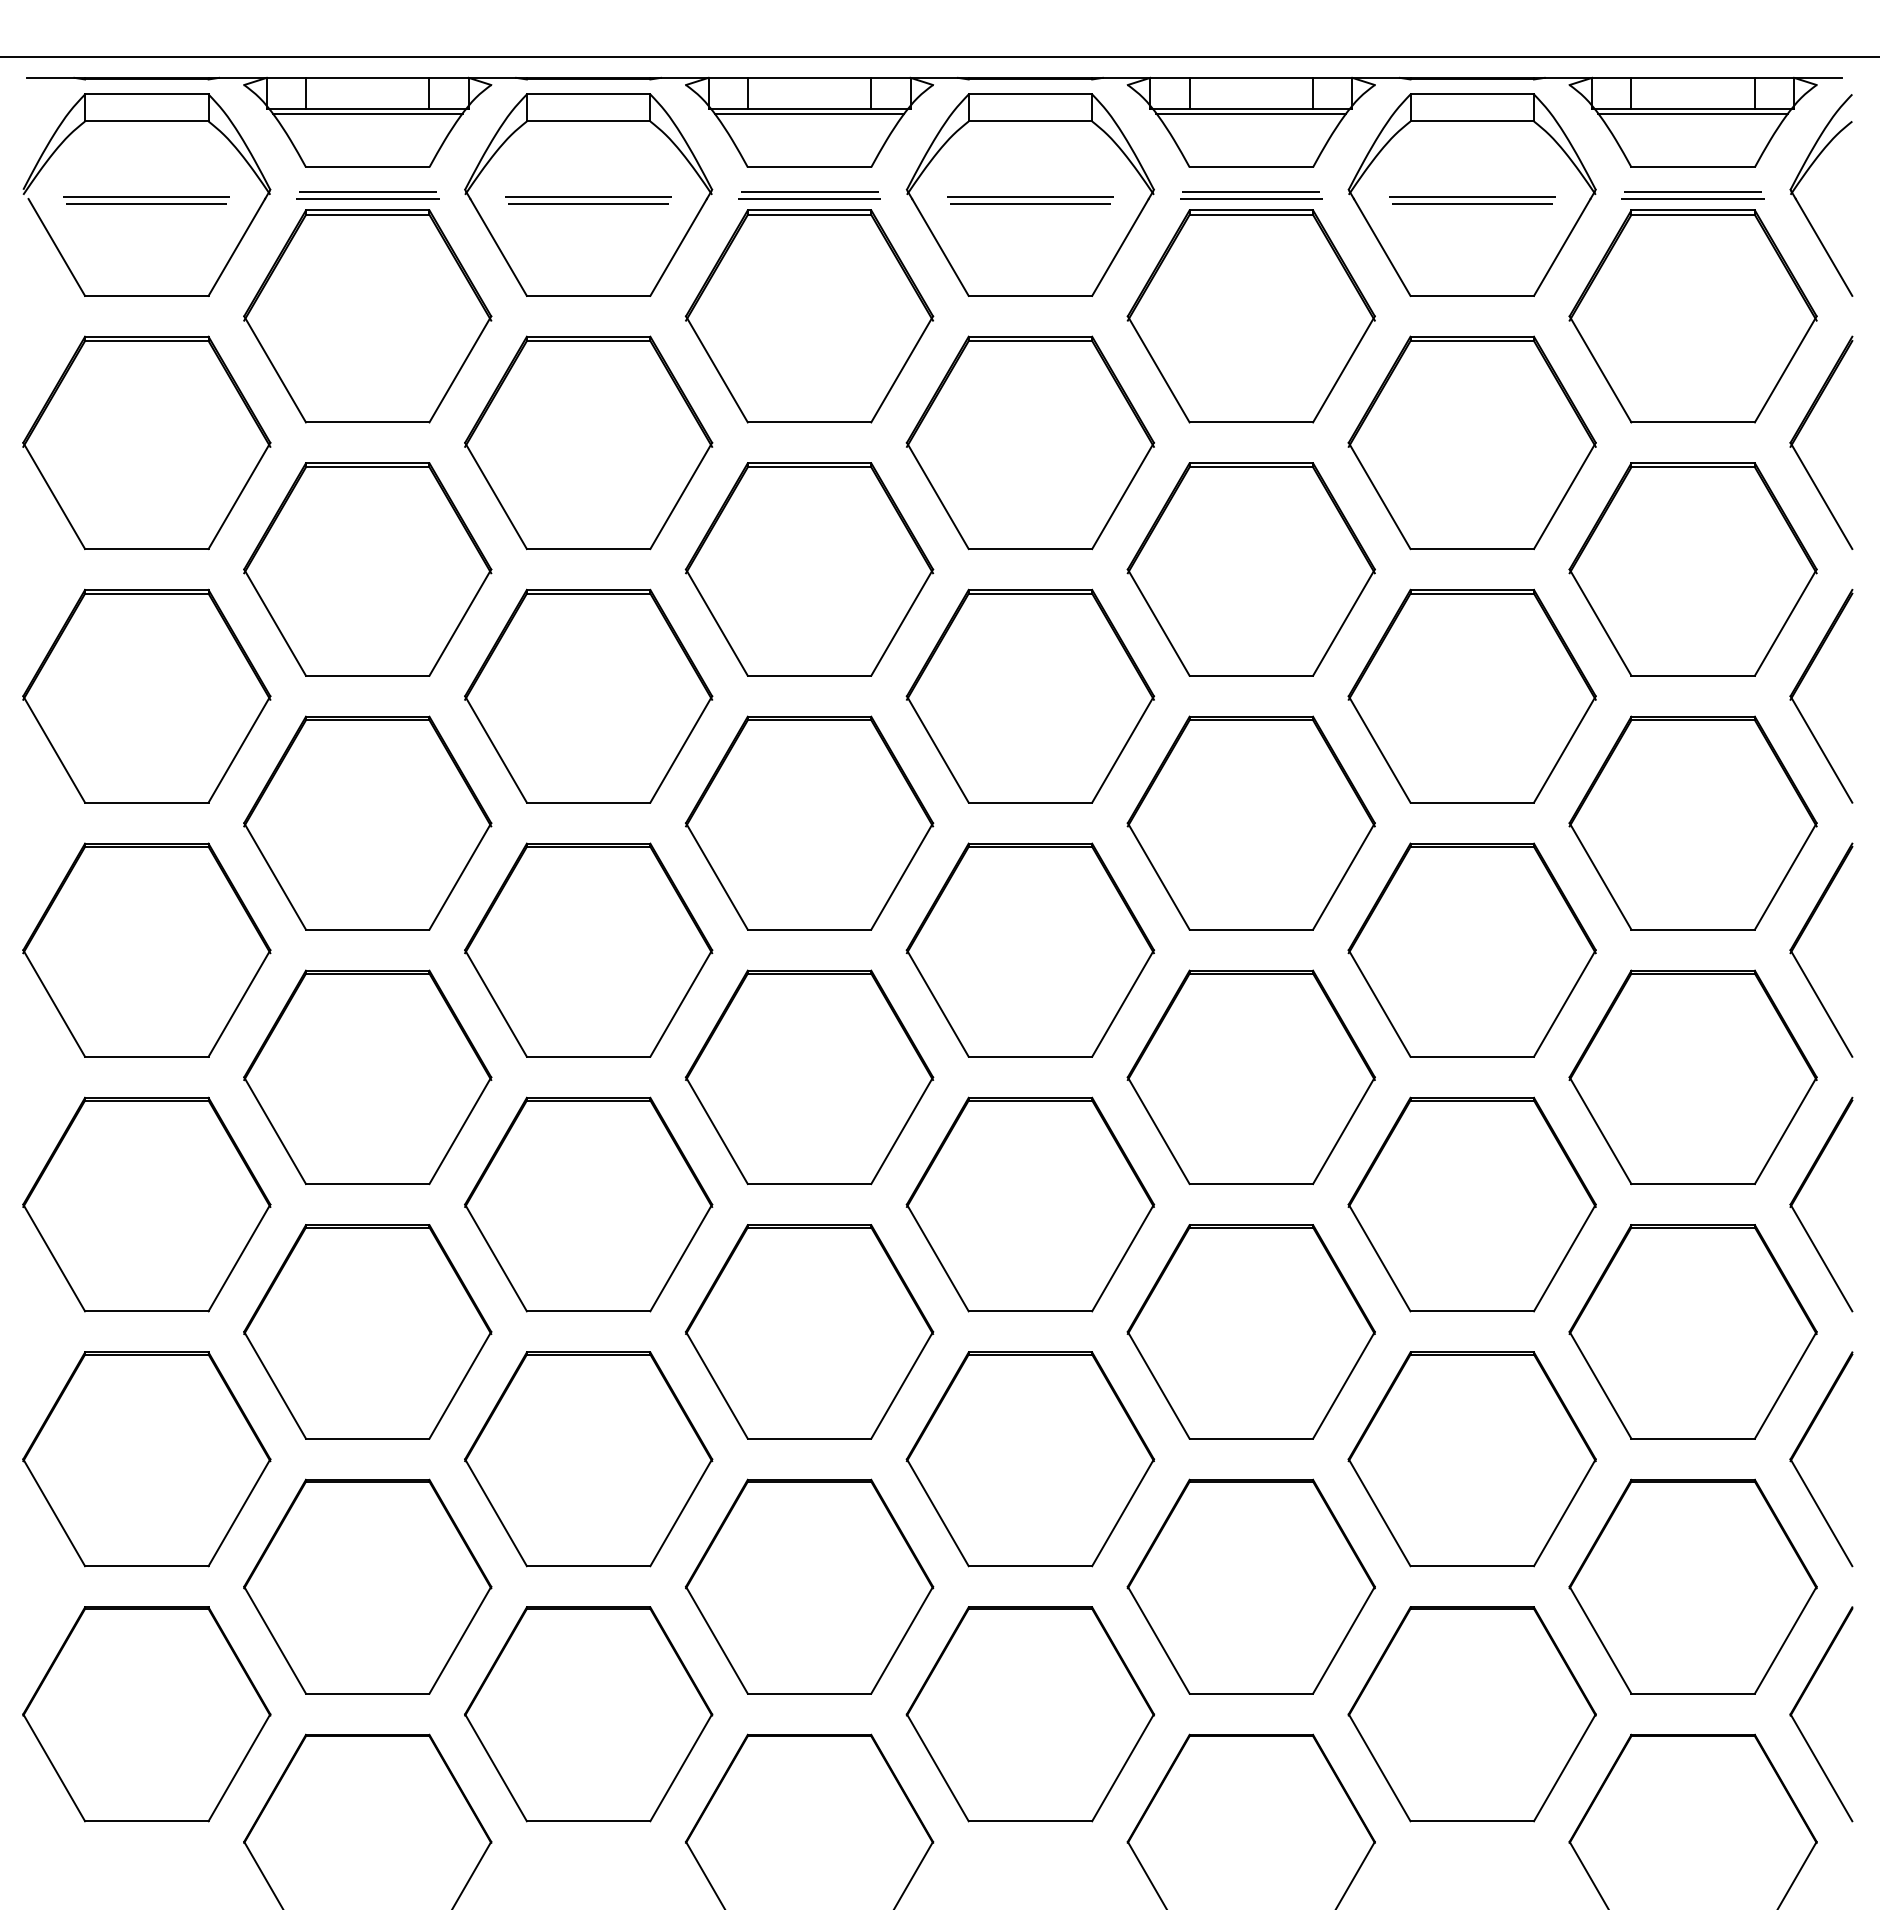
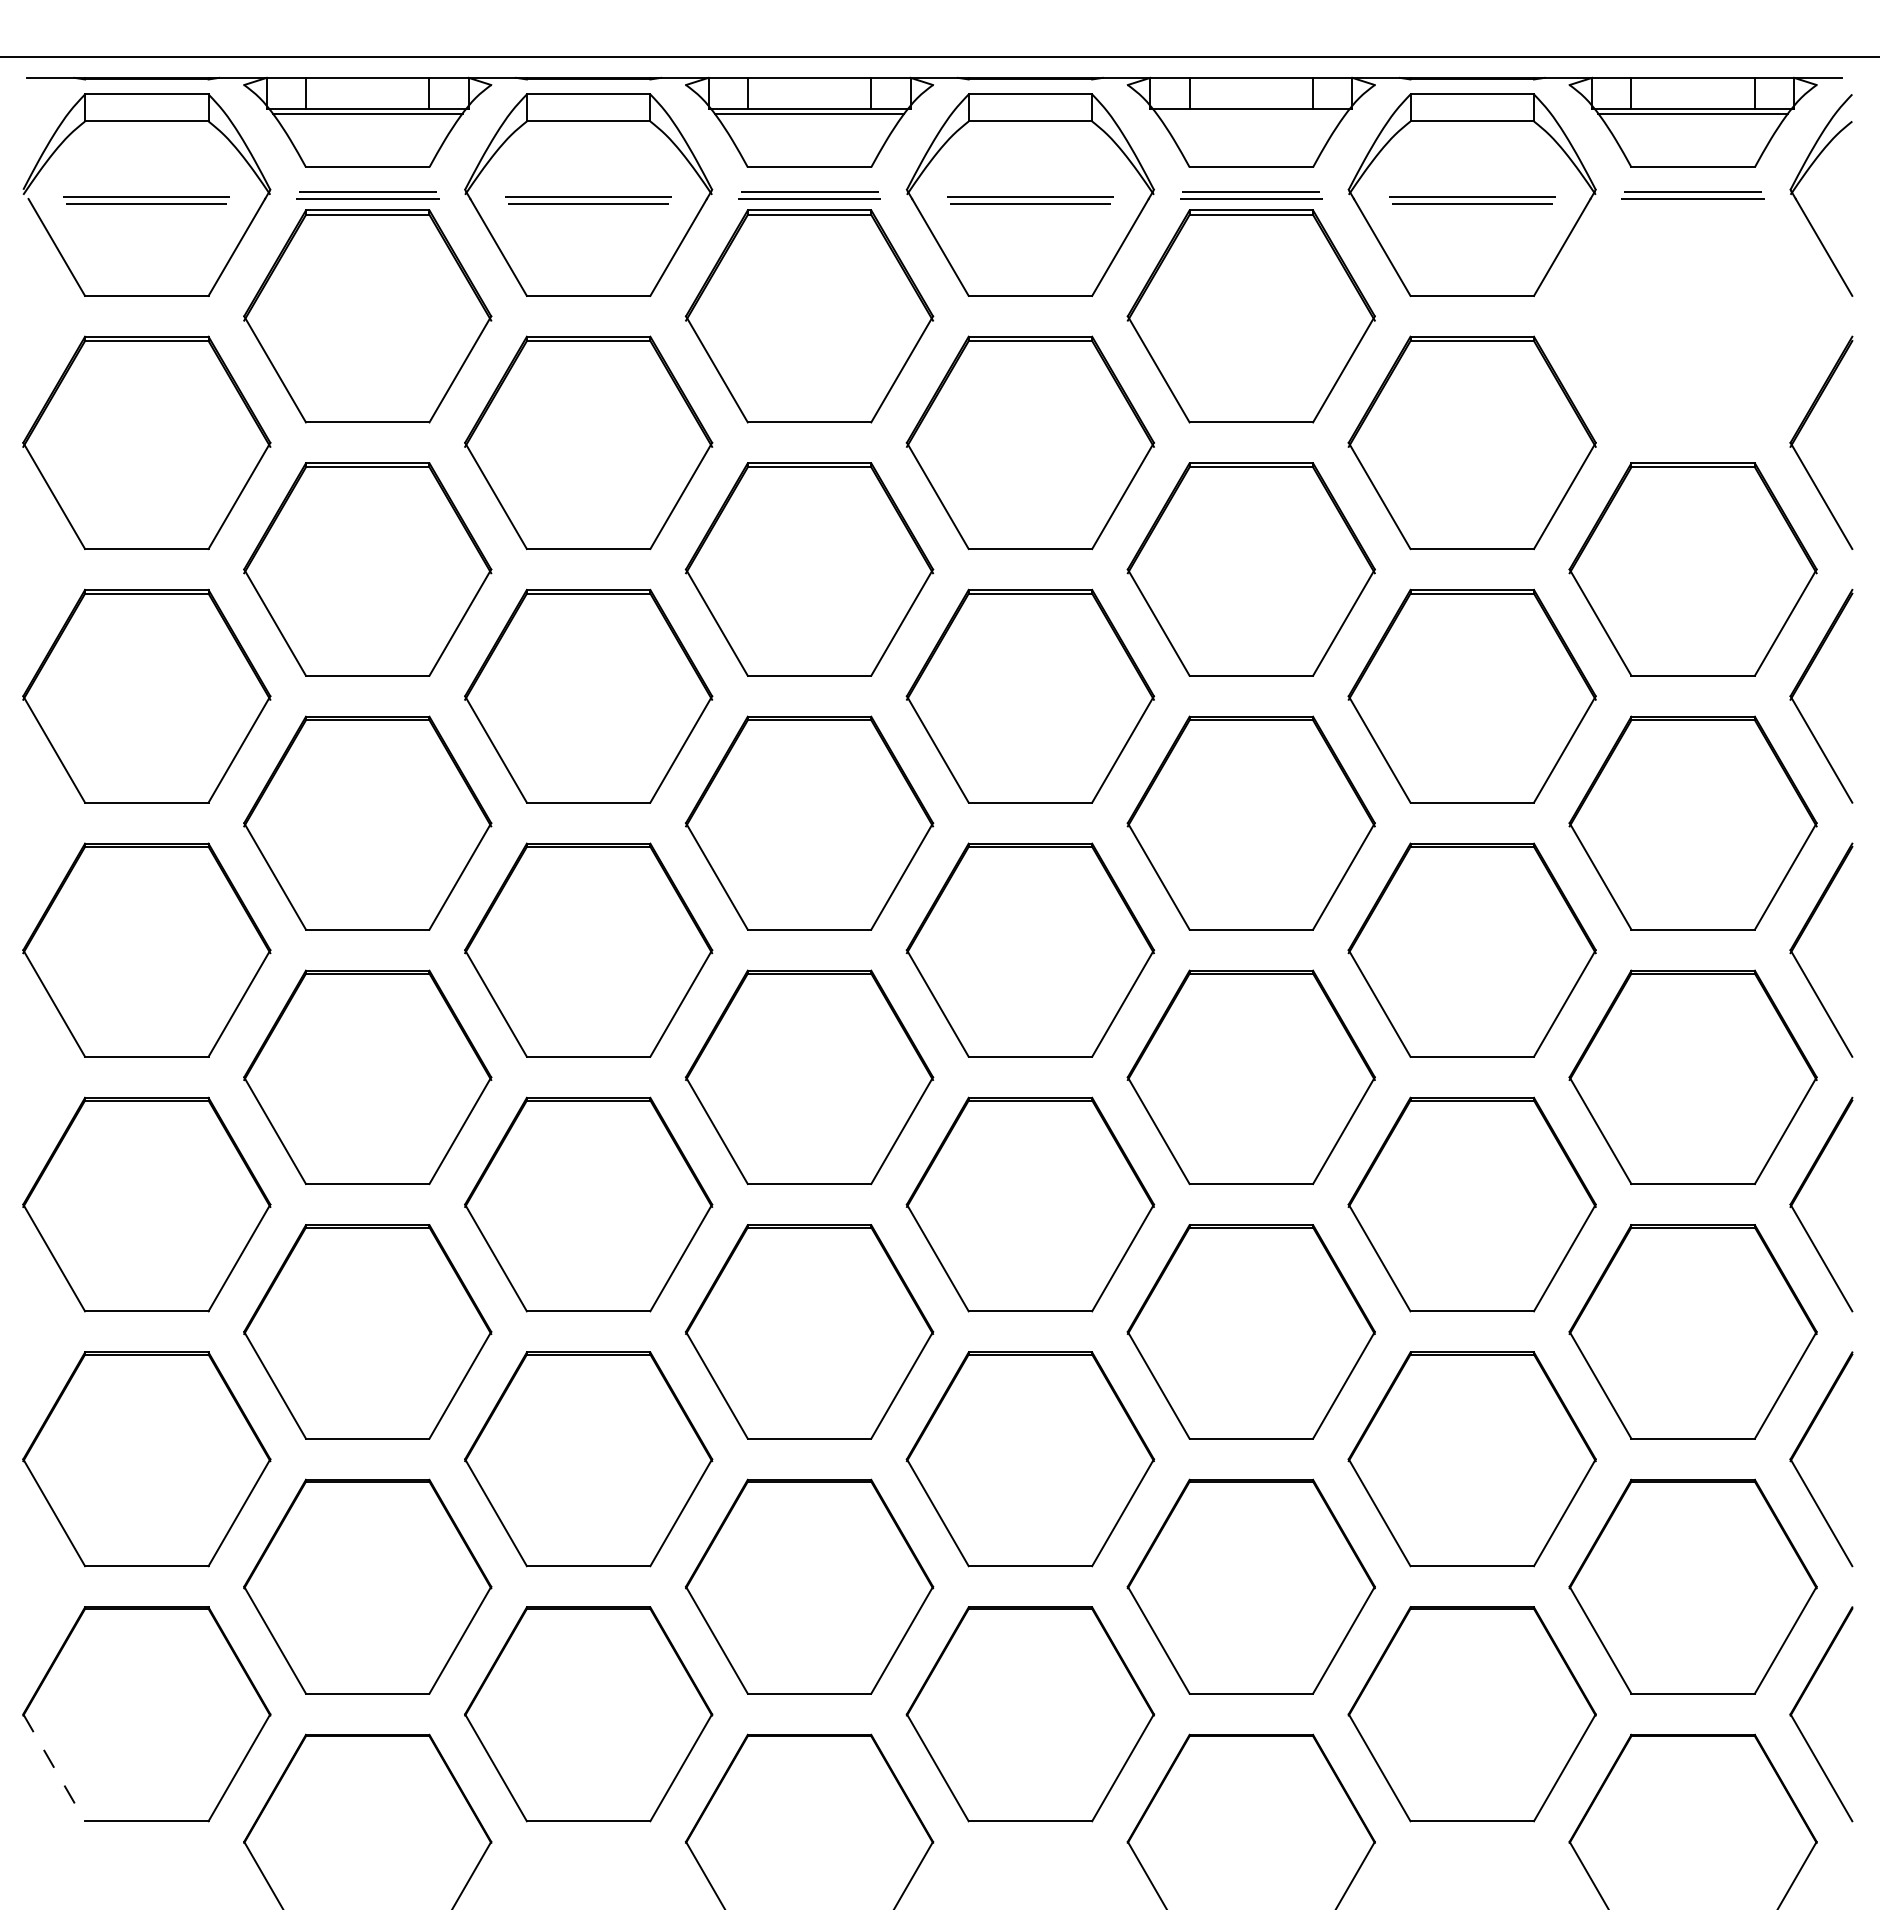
line: present -> none (1251, 113)
part: present -> none (1692, 316)
line: solid -> dashed (54, 1767)
